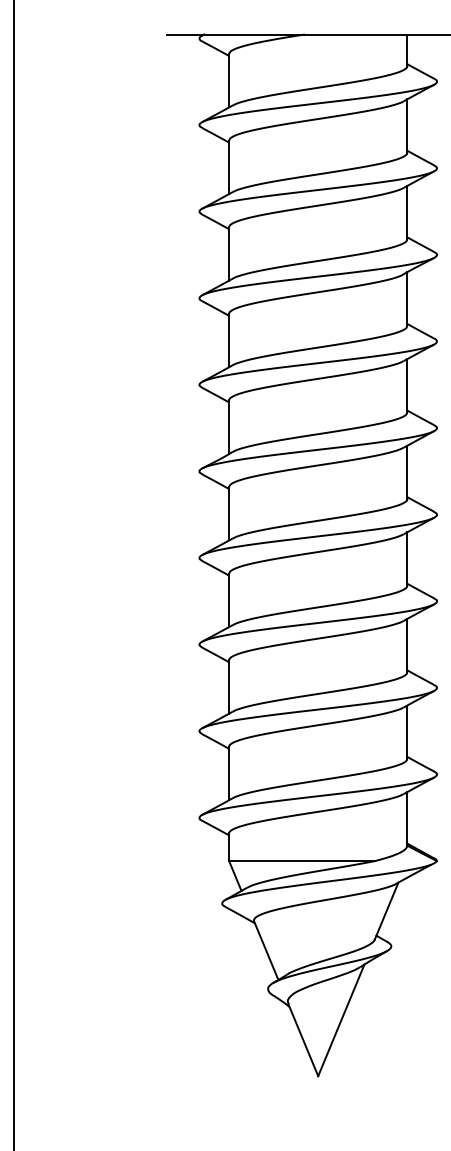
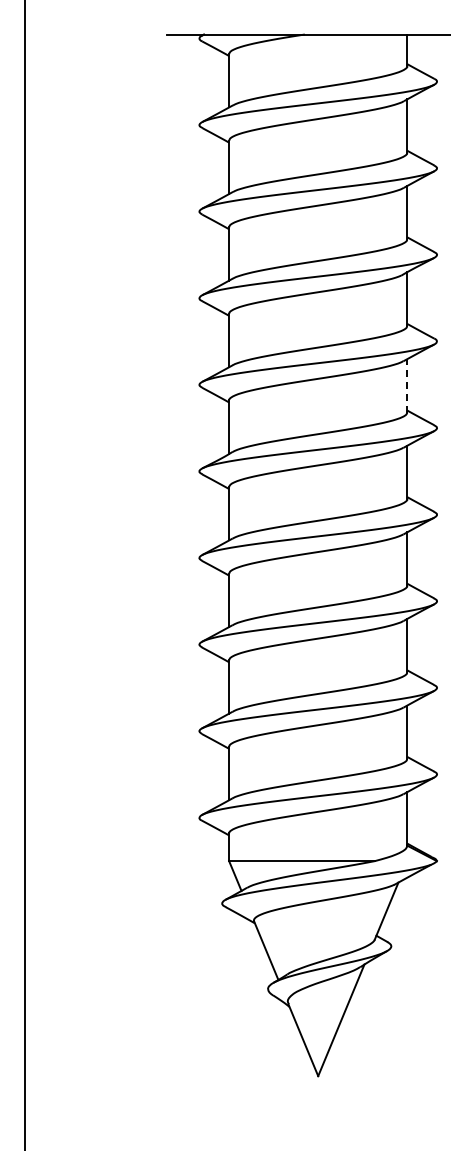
line: solid -> dashed (407, 385)
line position: (13, 574) -> (24, 574) (24, 574)
